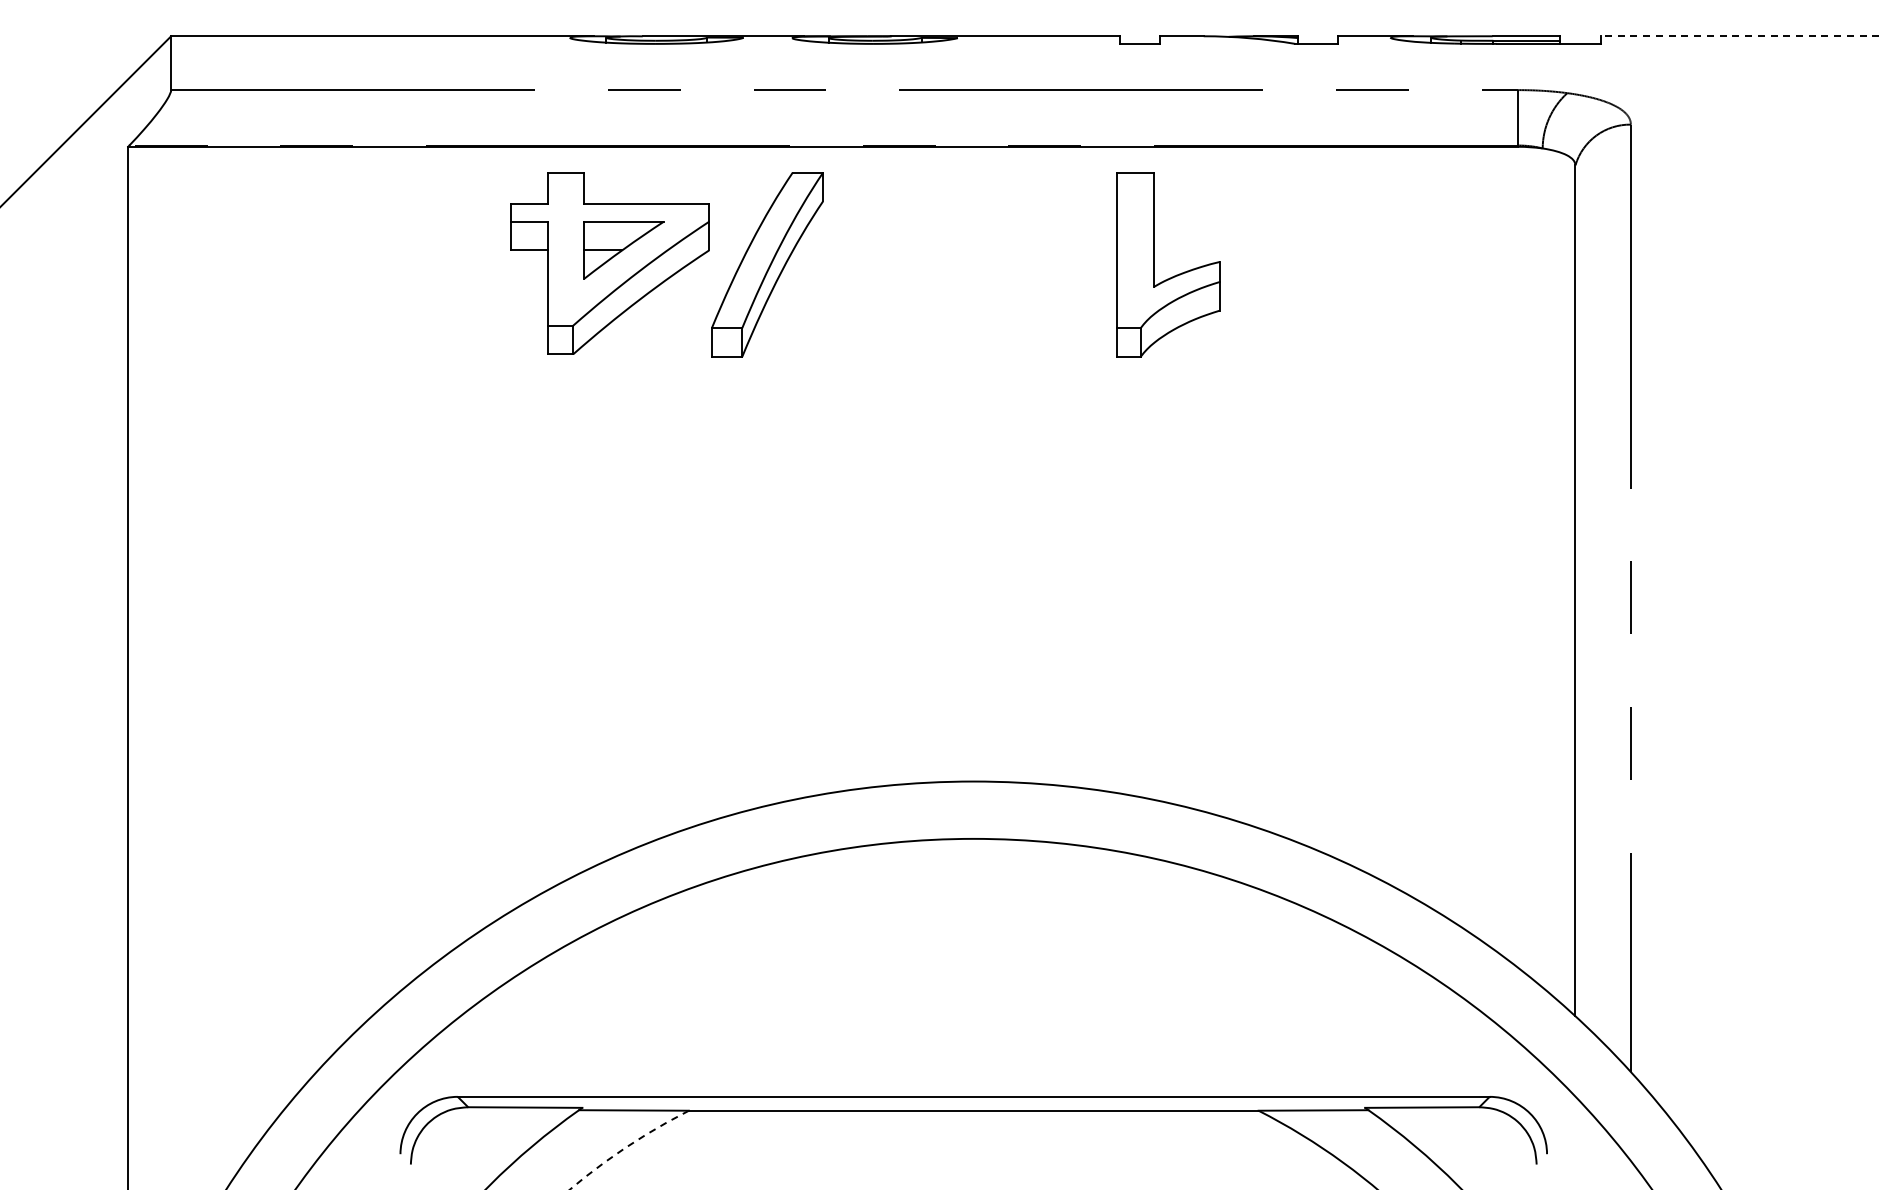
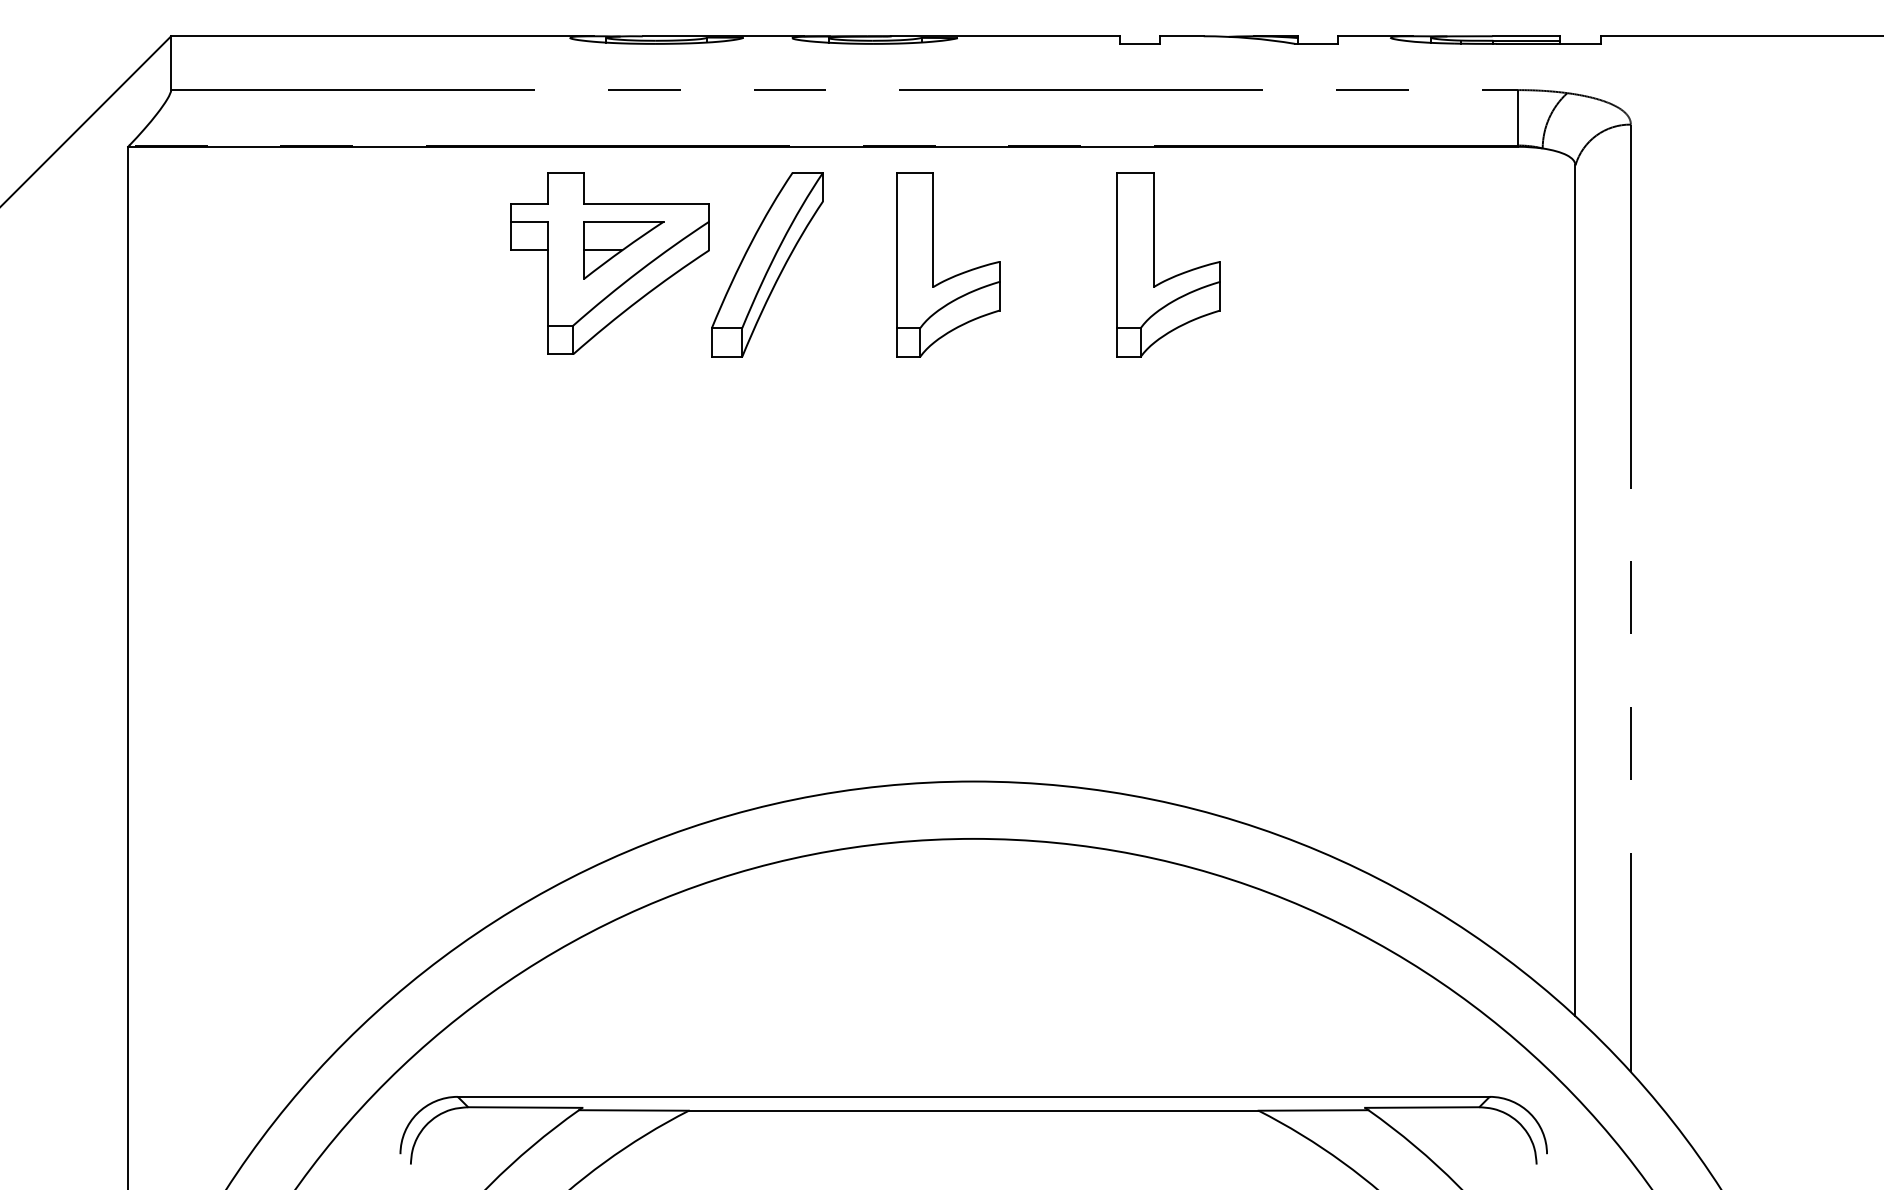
line: dashed -> solid (1741, 36)
part: none -> present (953, 275)
arc: dashed -> solid (626, 1147)
